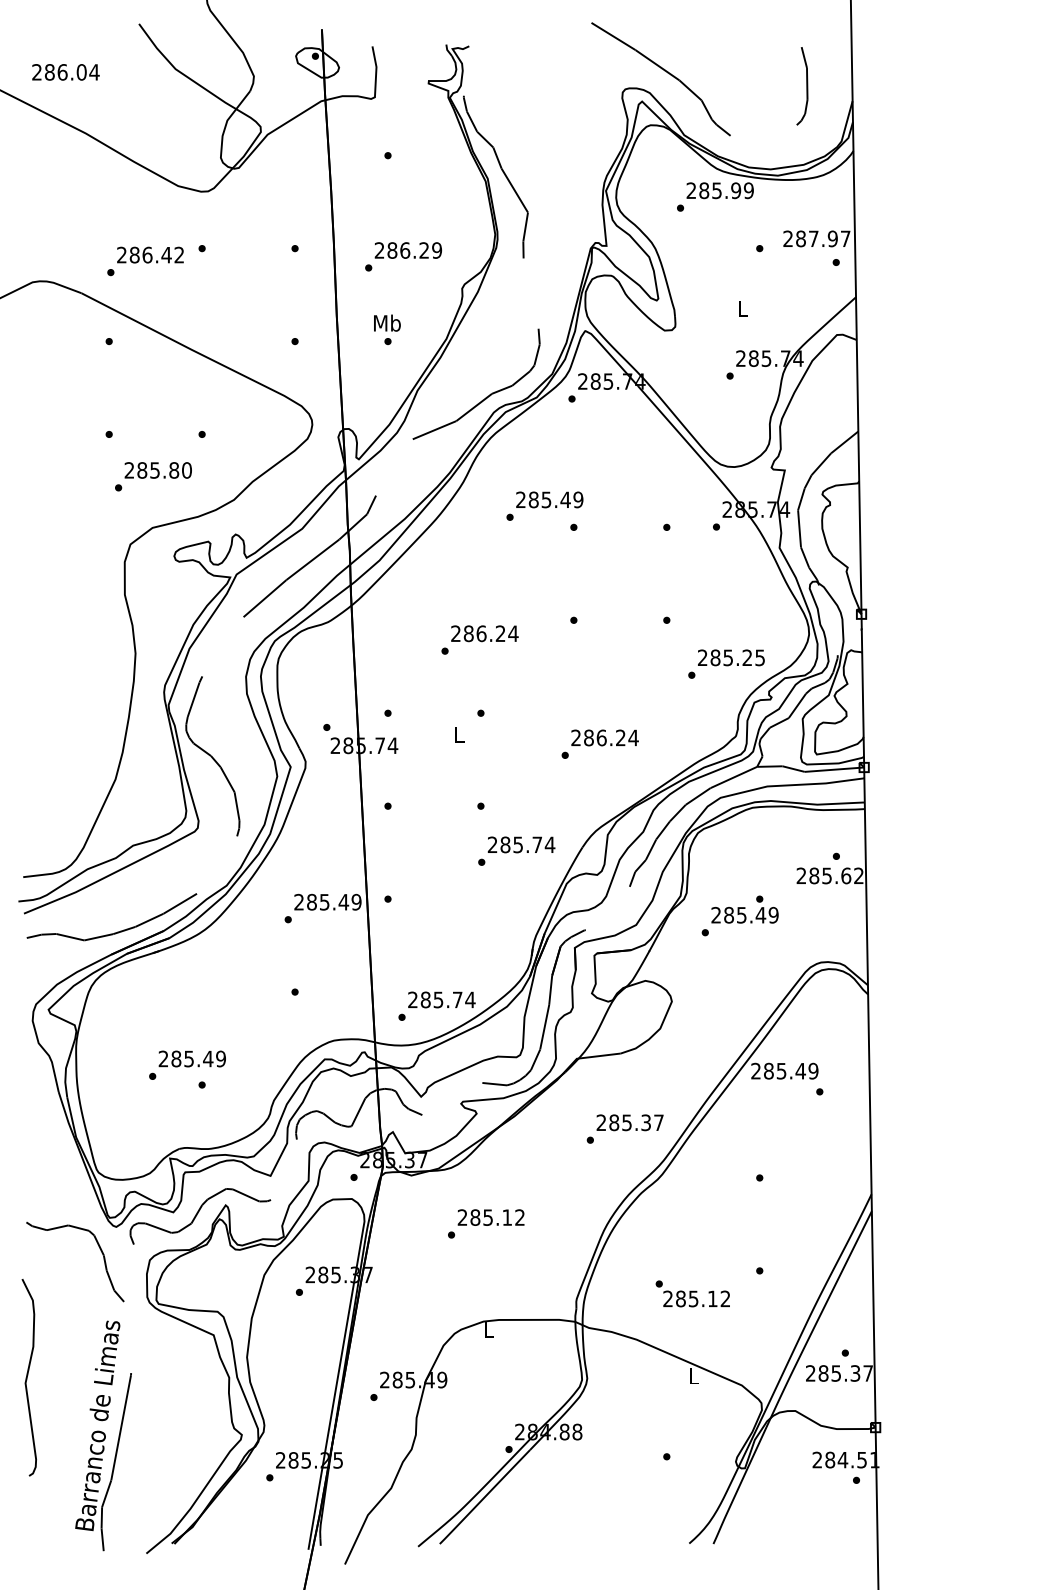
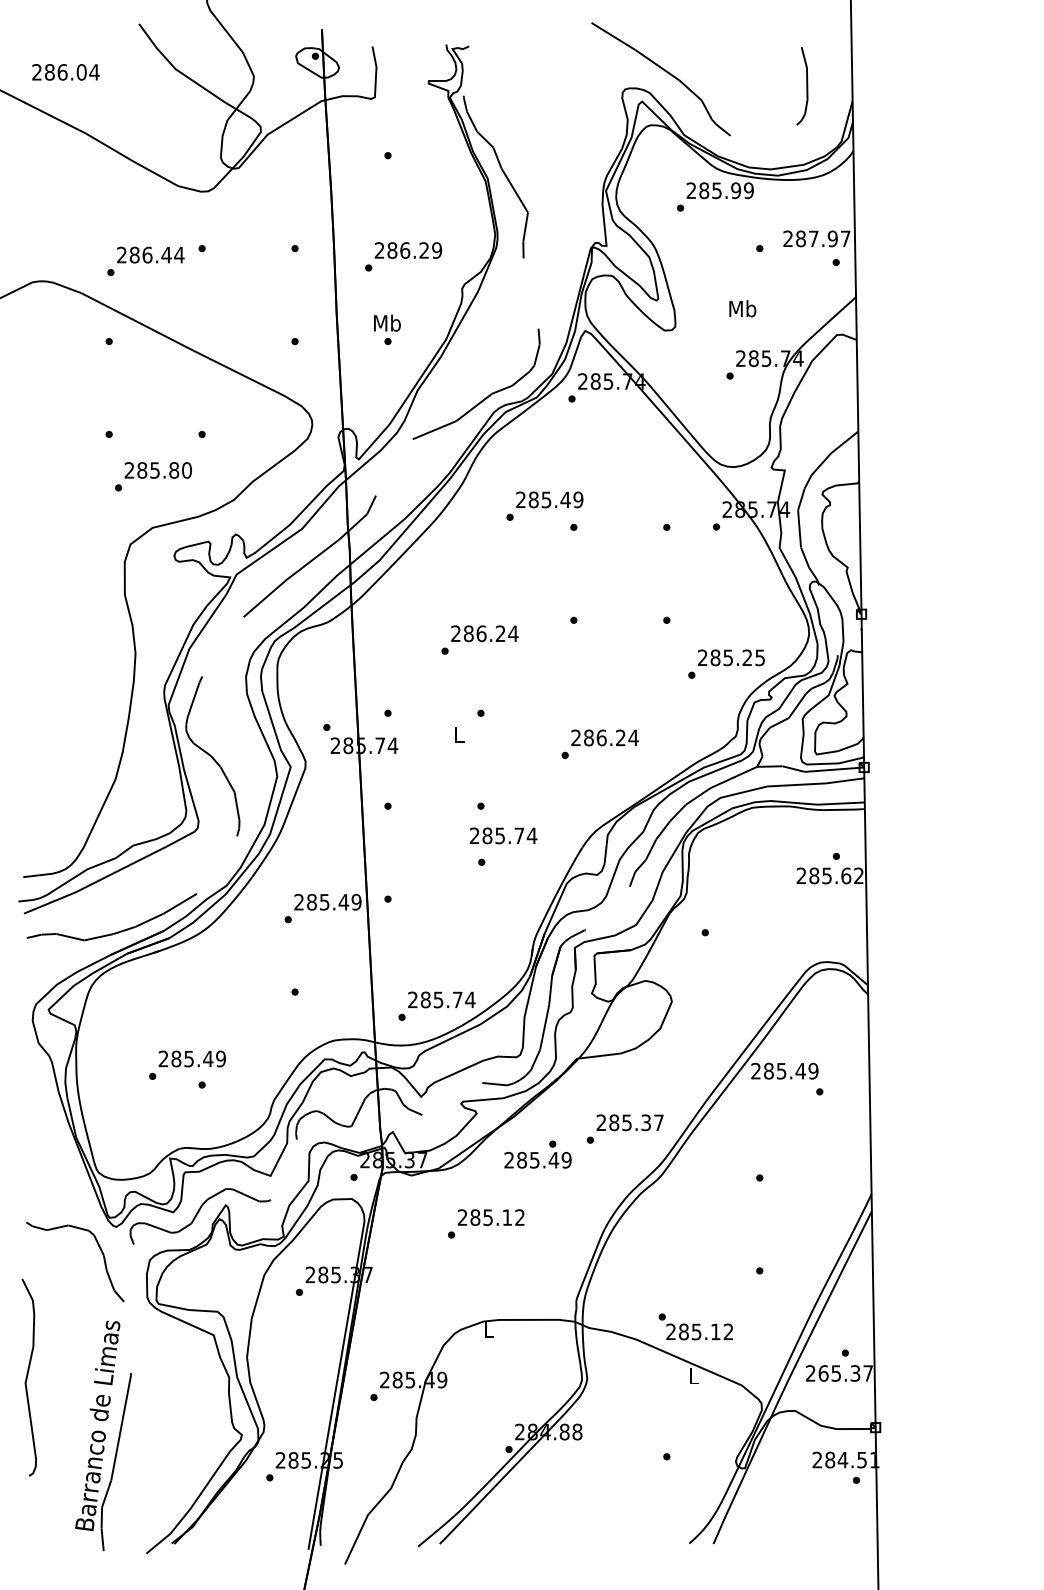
text: 286.42 -> 286.44 (179, 254)
text: L -> Mb (742, 308)
text position: (521, 844) -> (503, 835) (503, 835)
text position: (744, 909) -> (537, 1154) (537, 1154)
text position: (692, 1293) -> (695, 1326) (695, 1326)
text: 285.37 -> 265.37 (823, 1373)
